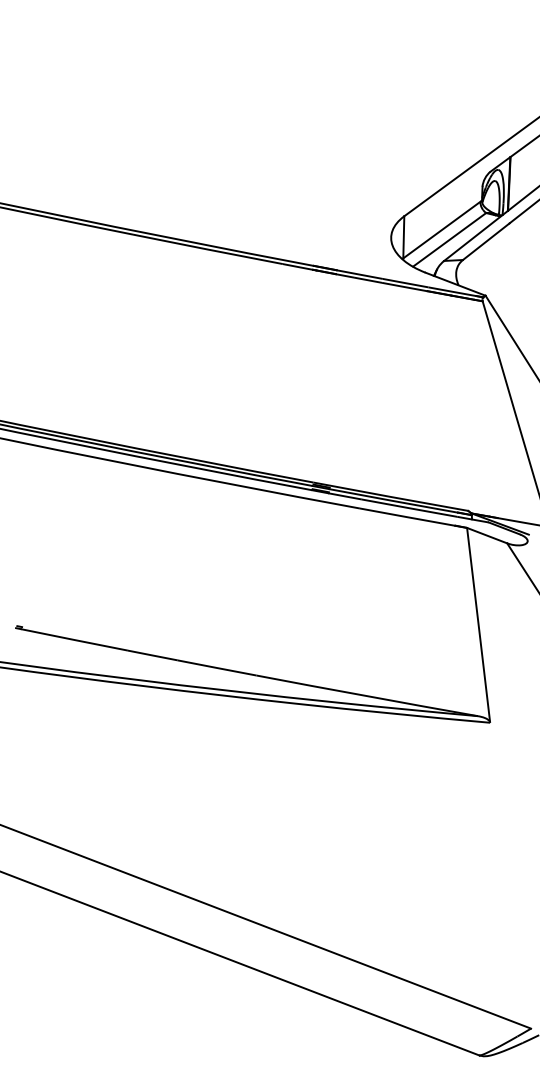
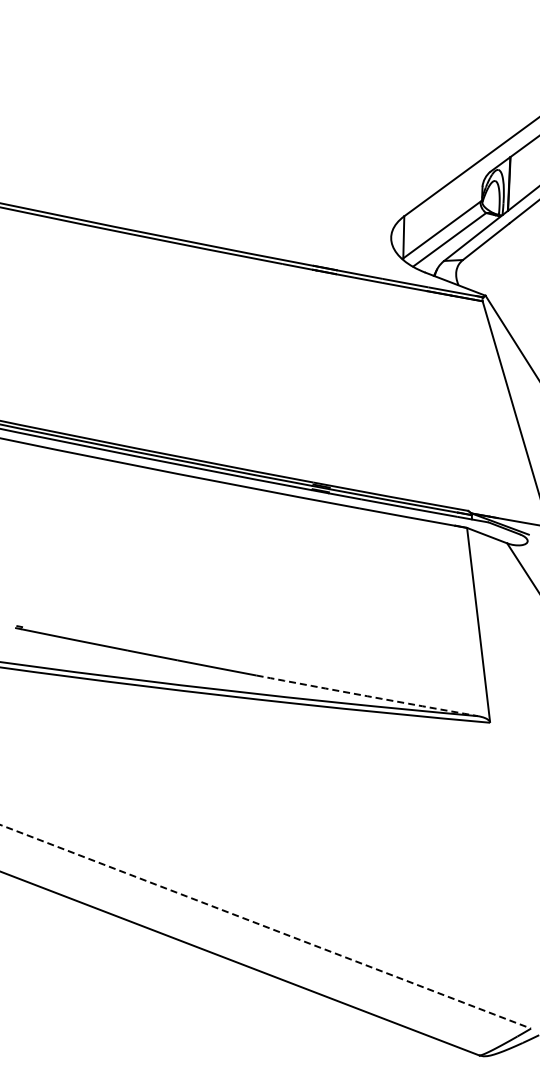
arc: solid -> dashed (367, 696)
line: solid -> dashed (266, 926)
